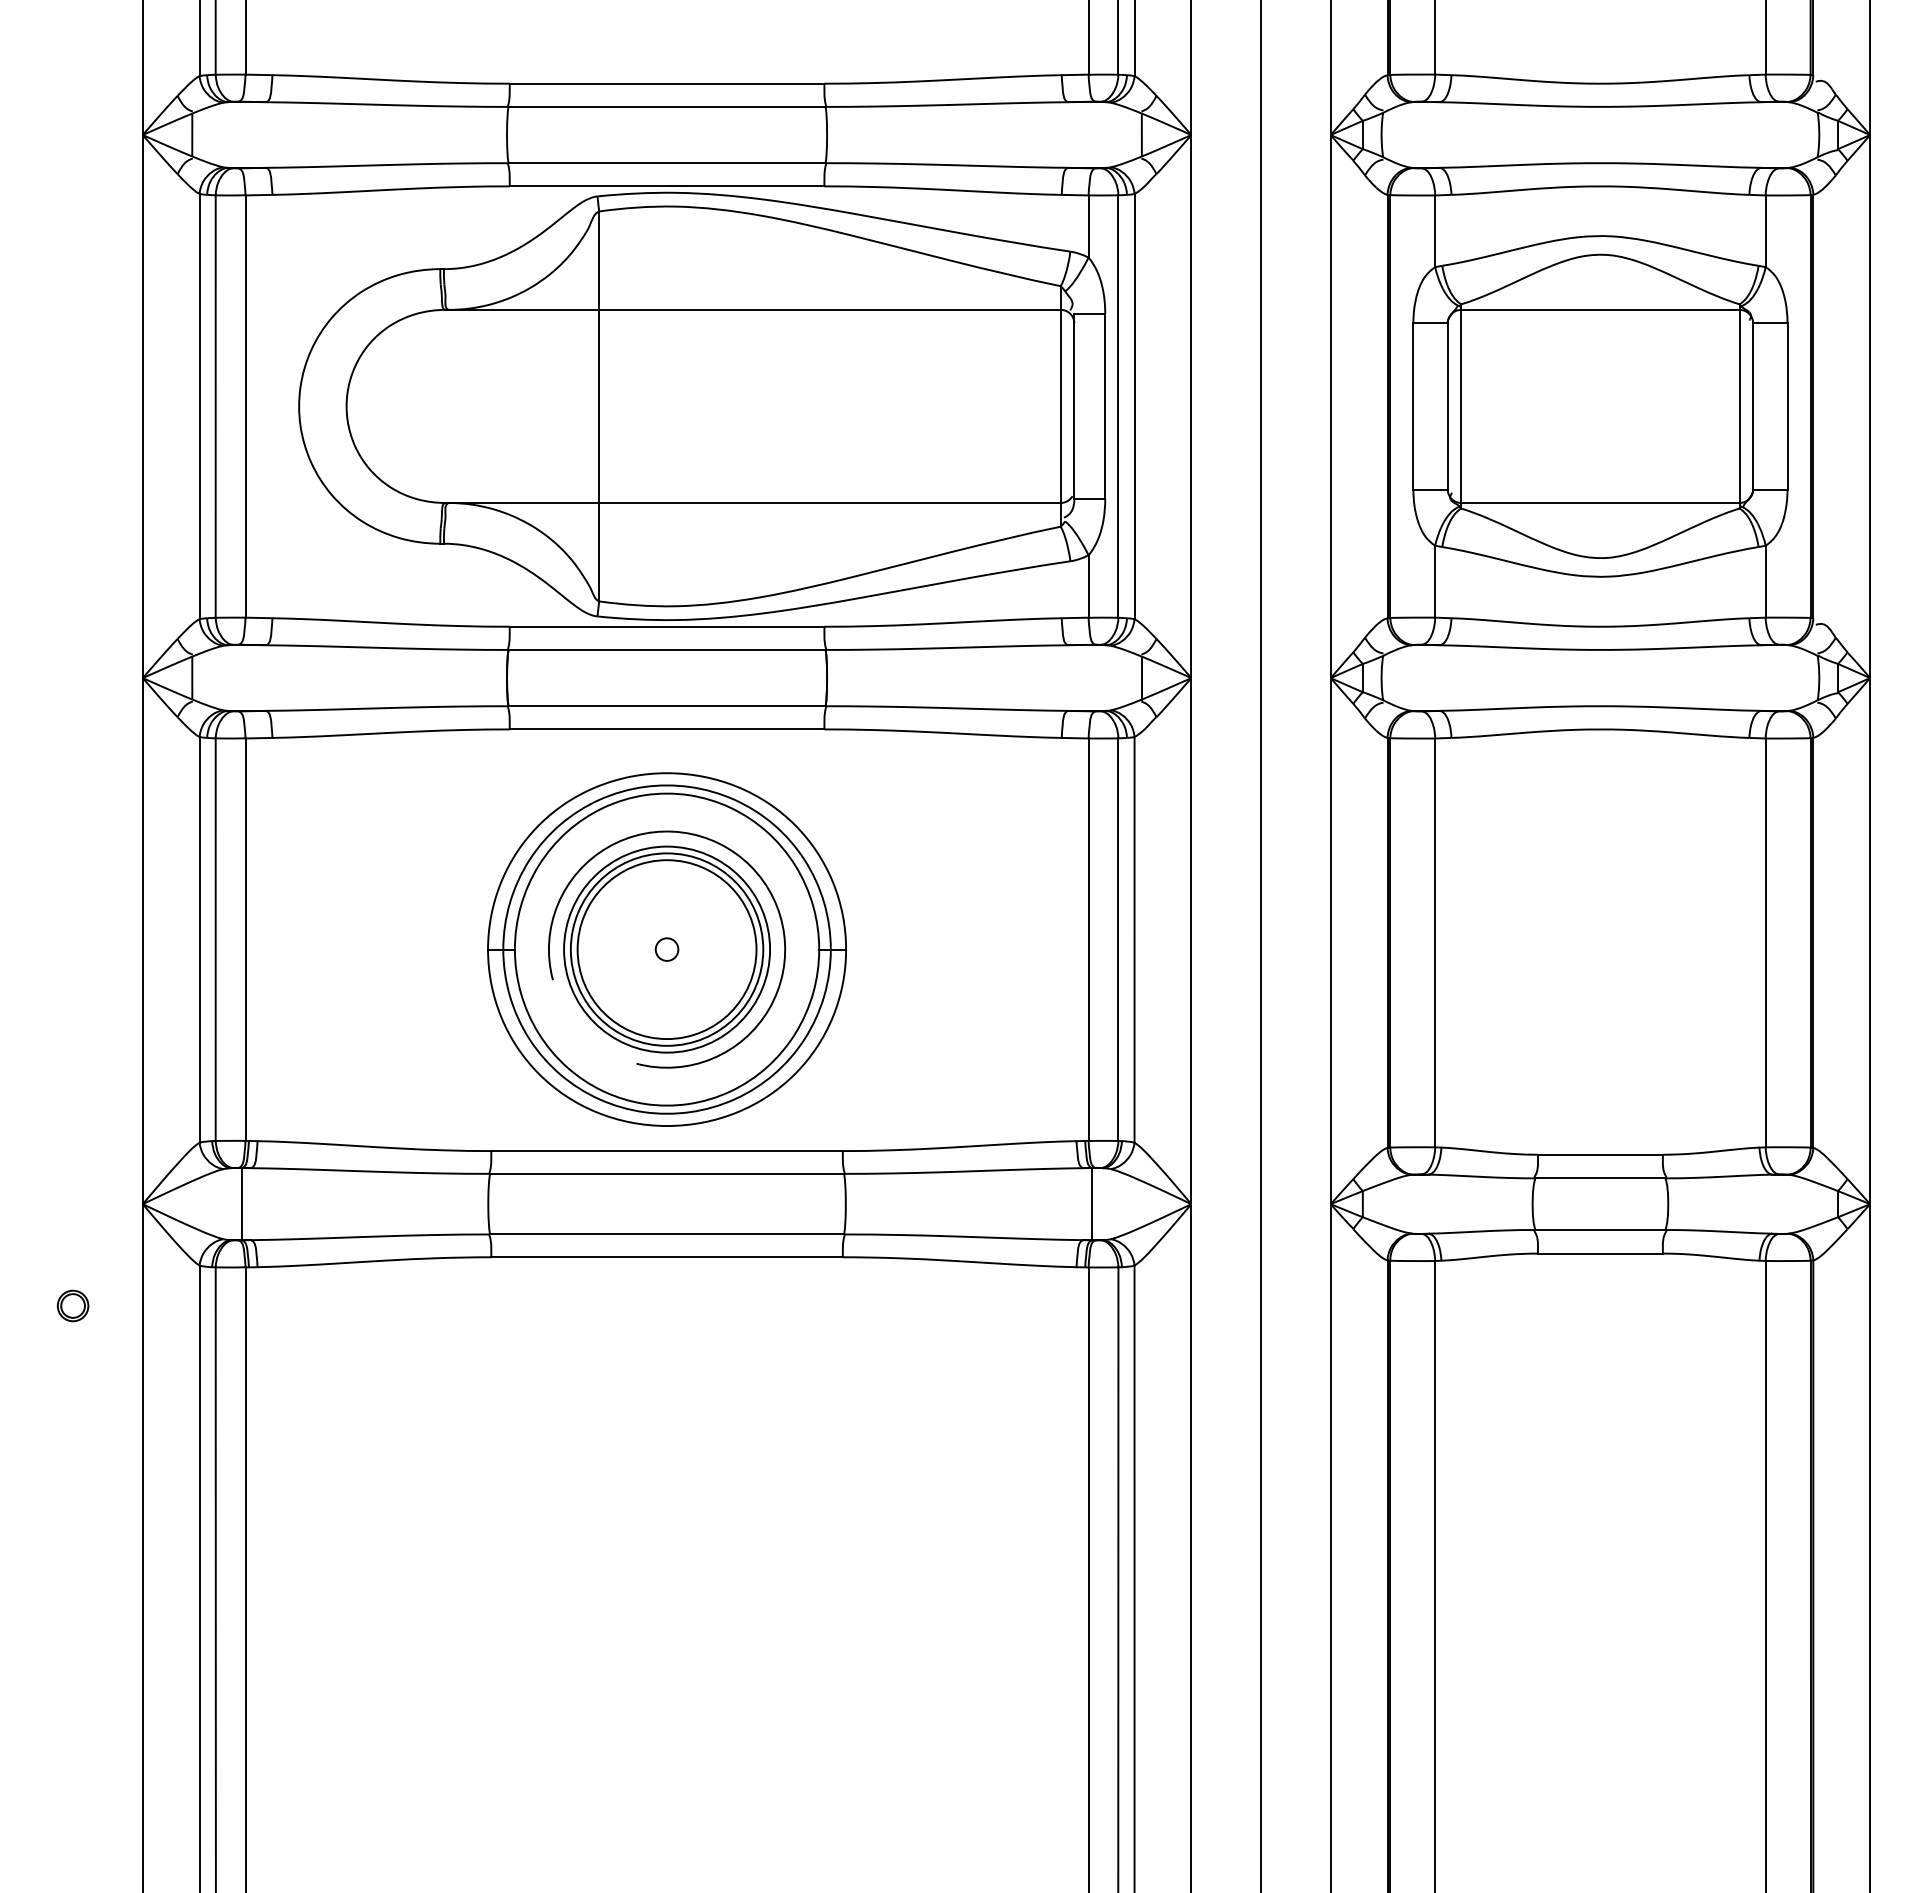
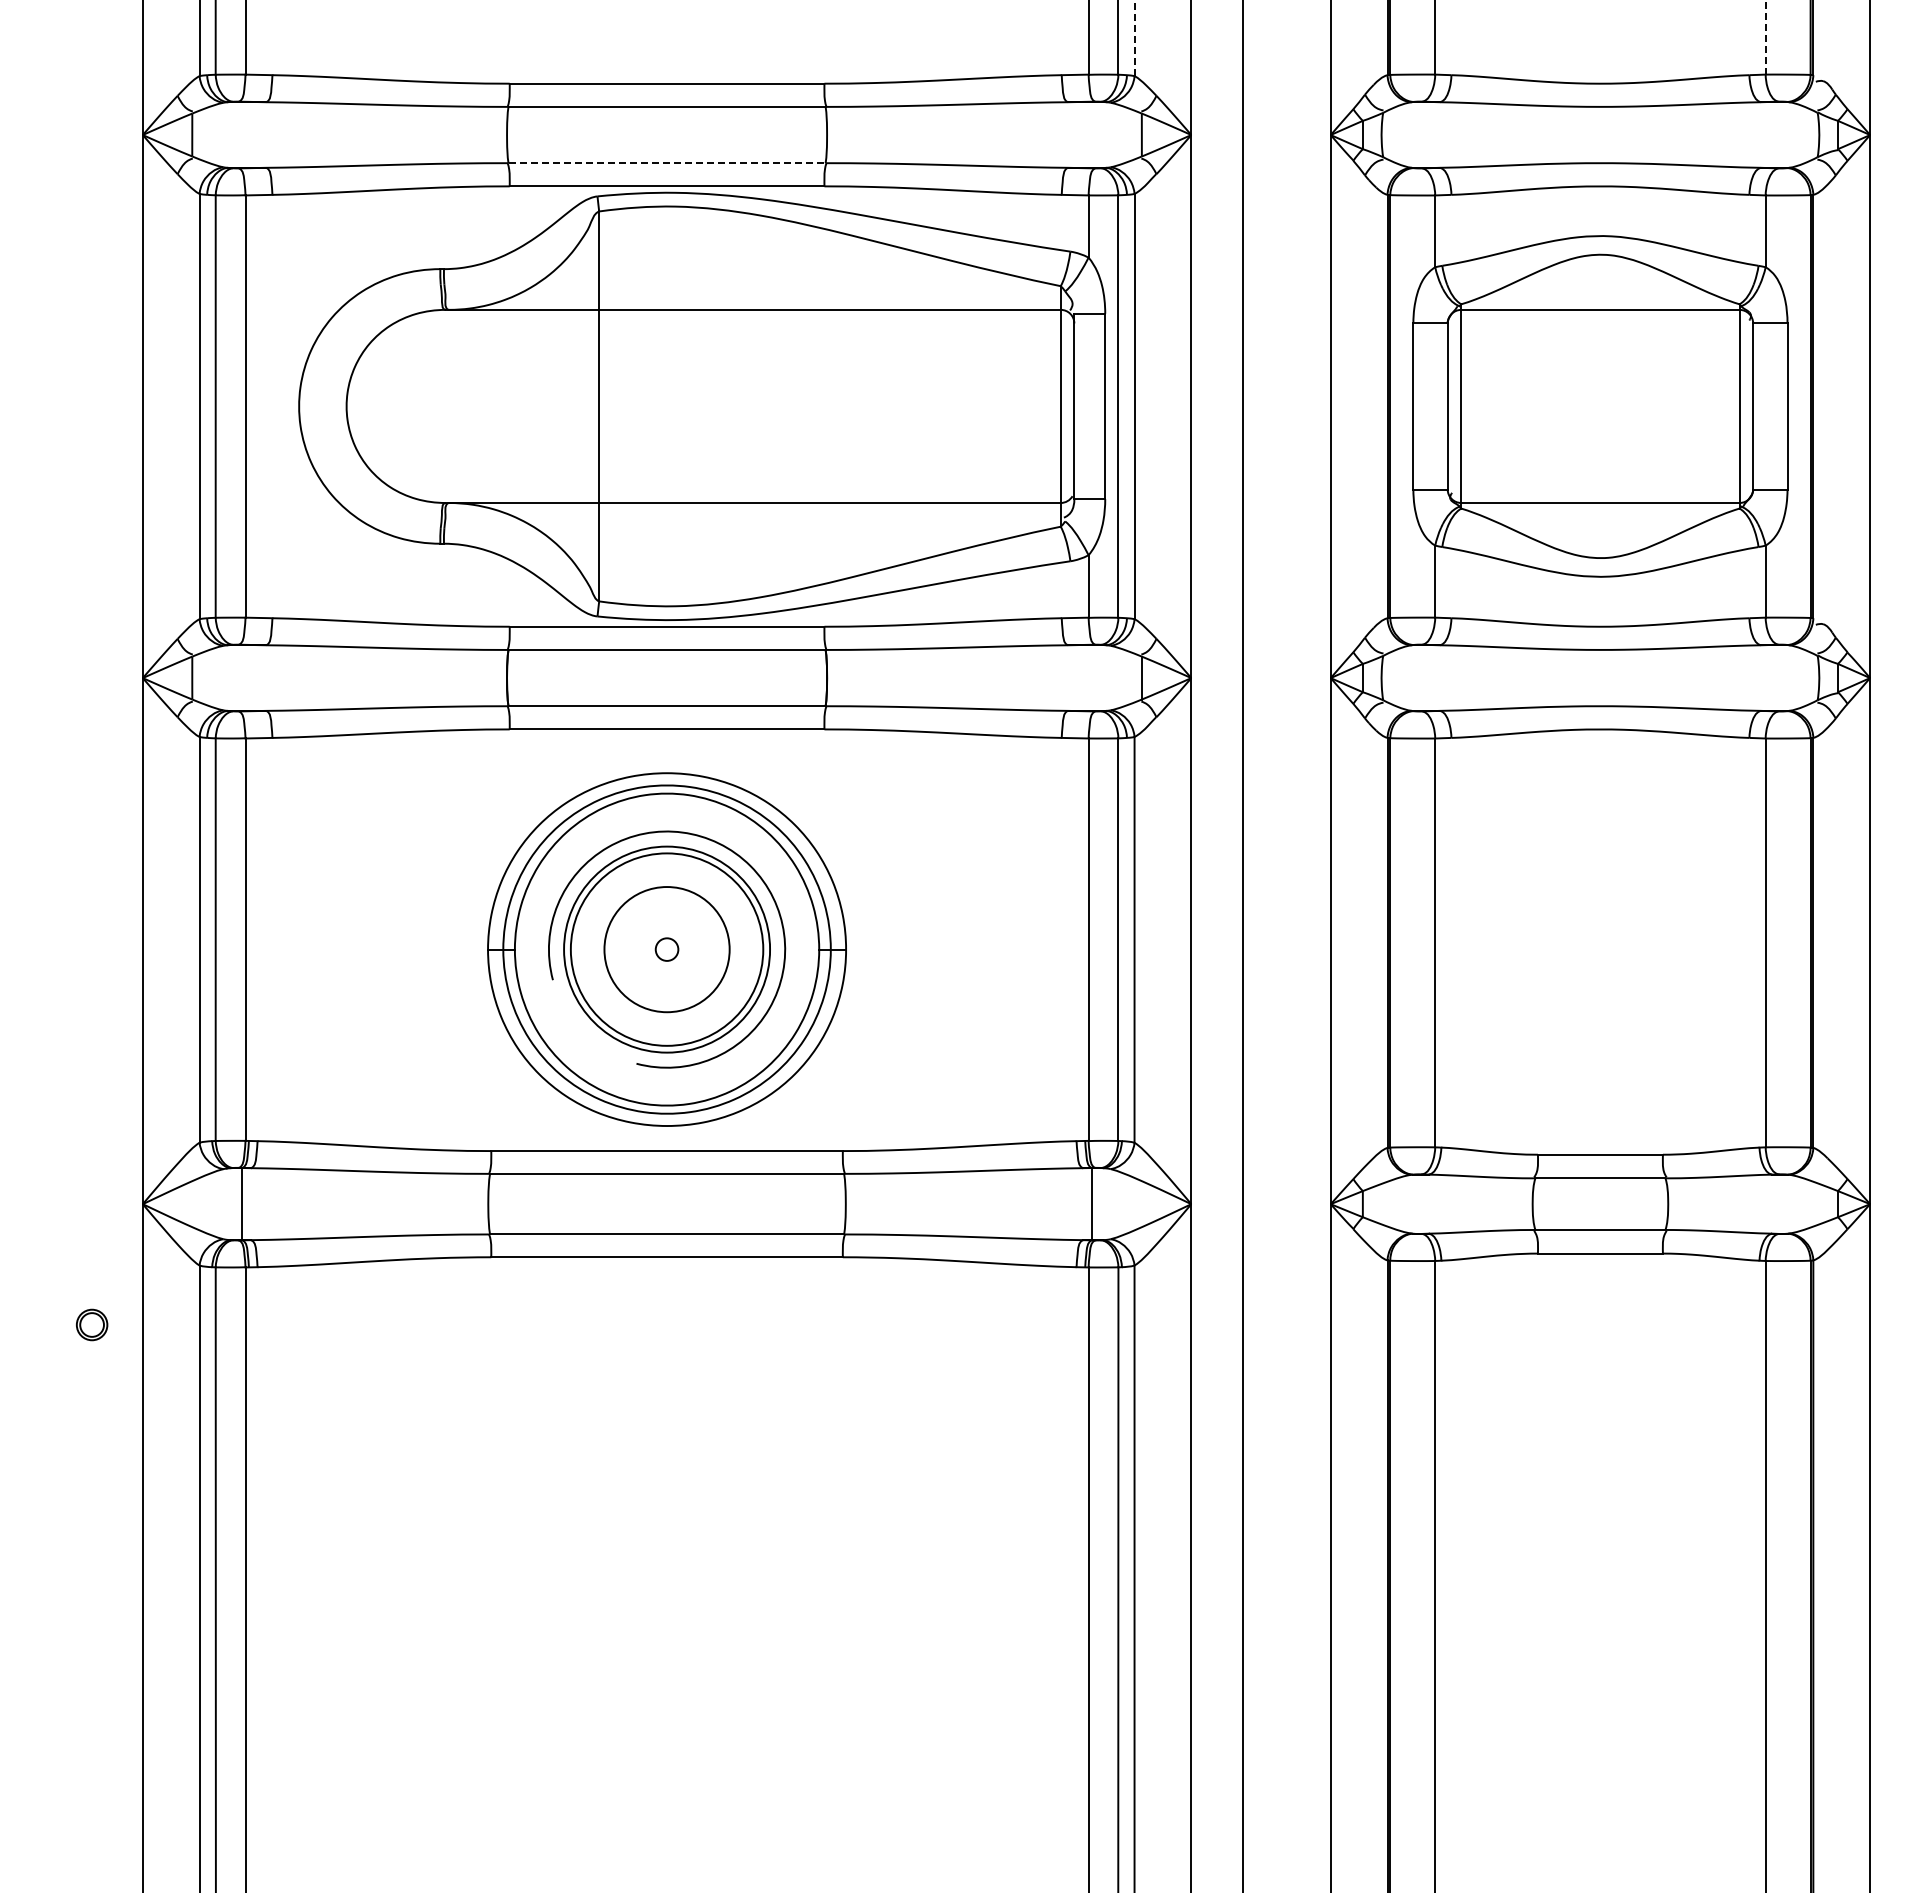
line: solid -> dashed (1765, 37)
line: solid -> dashed (1134, 38)
line: solid -> dashed (667, 163)
line position: (1261, 945) -> (1243, 945) (1243, 945)
circle diameter: 179 px -> 125 px (666, 949)
part position: (73, 1305) -> (92, 1324) (92, 1324)
